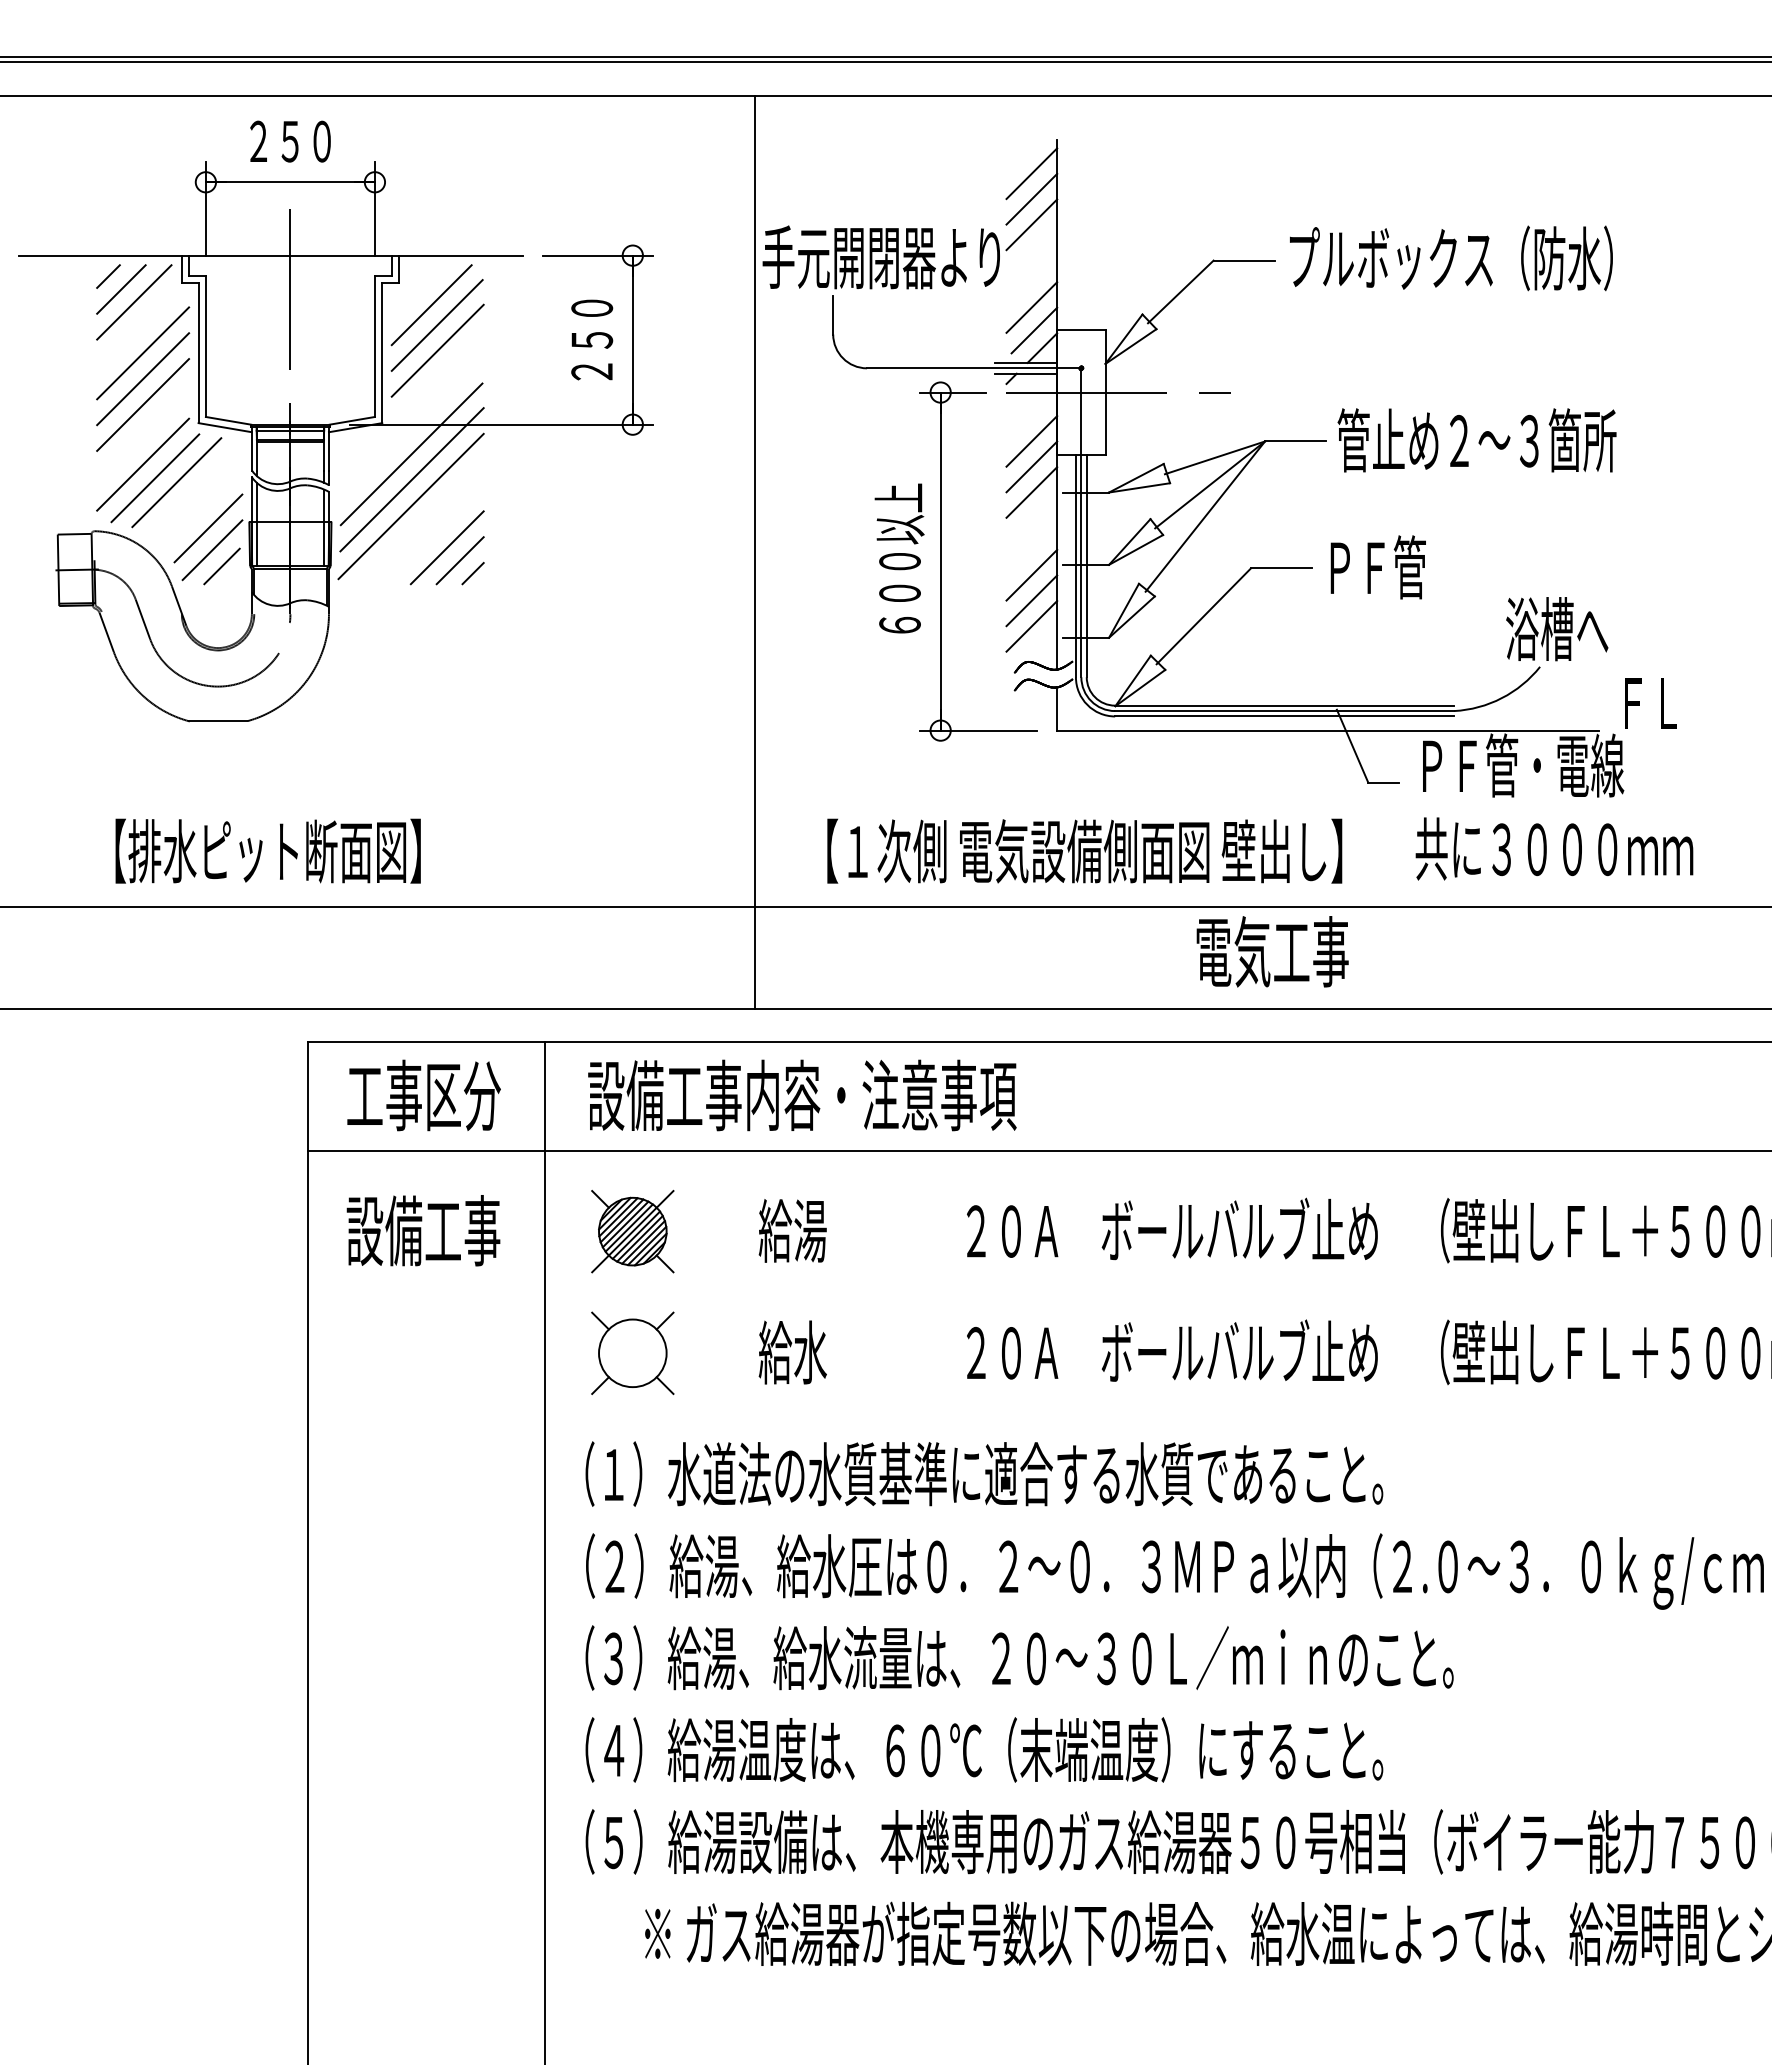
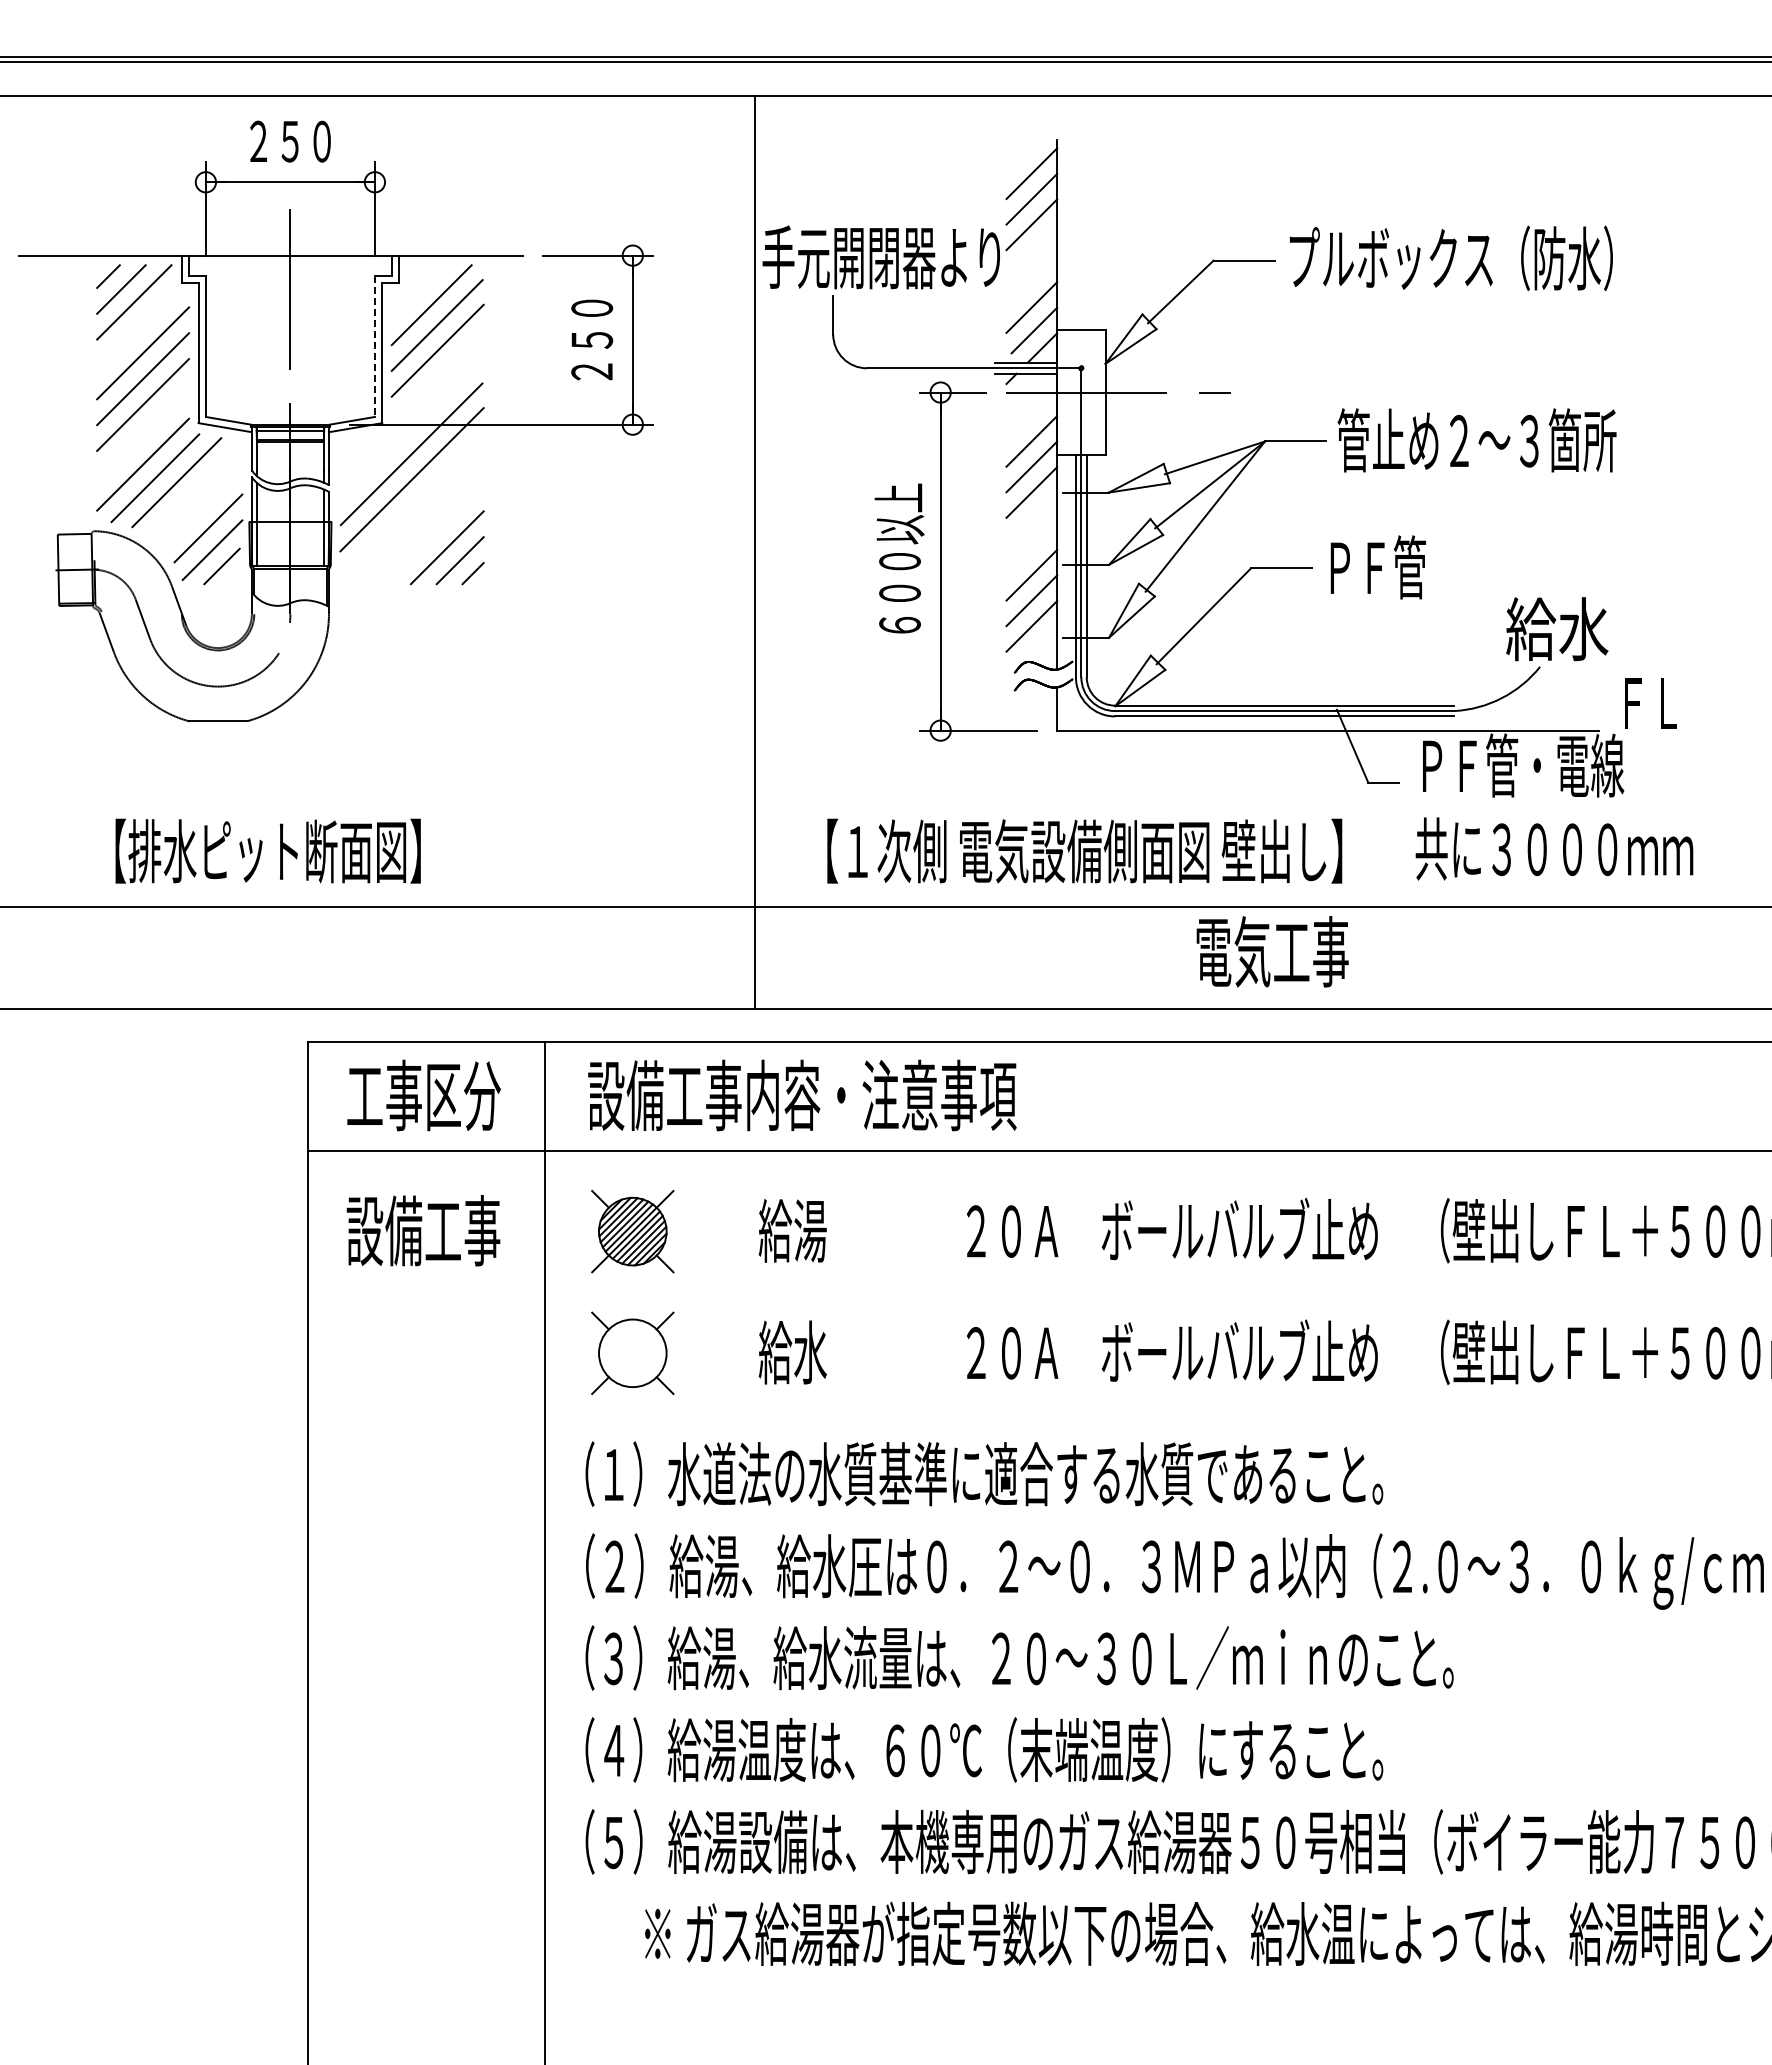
line: solid -> dashed (374, 346)
line: present -> none (410, 506)
text: 浴槽へ -> 給水 (1557, 629)
